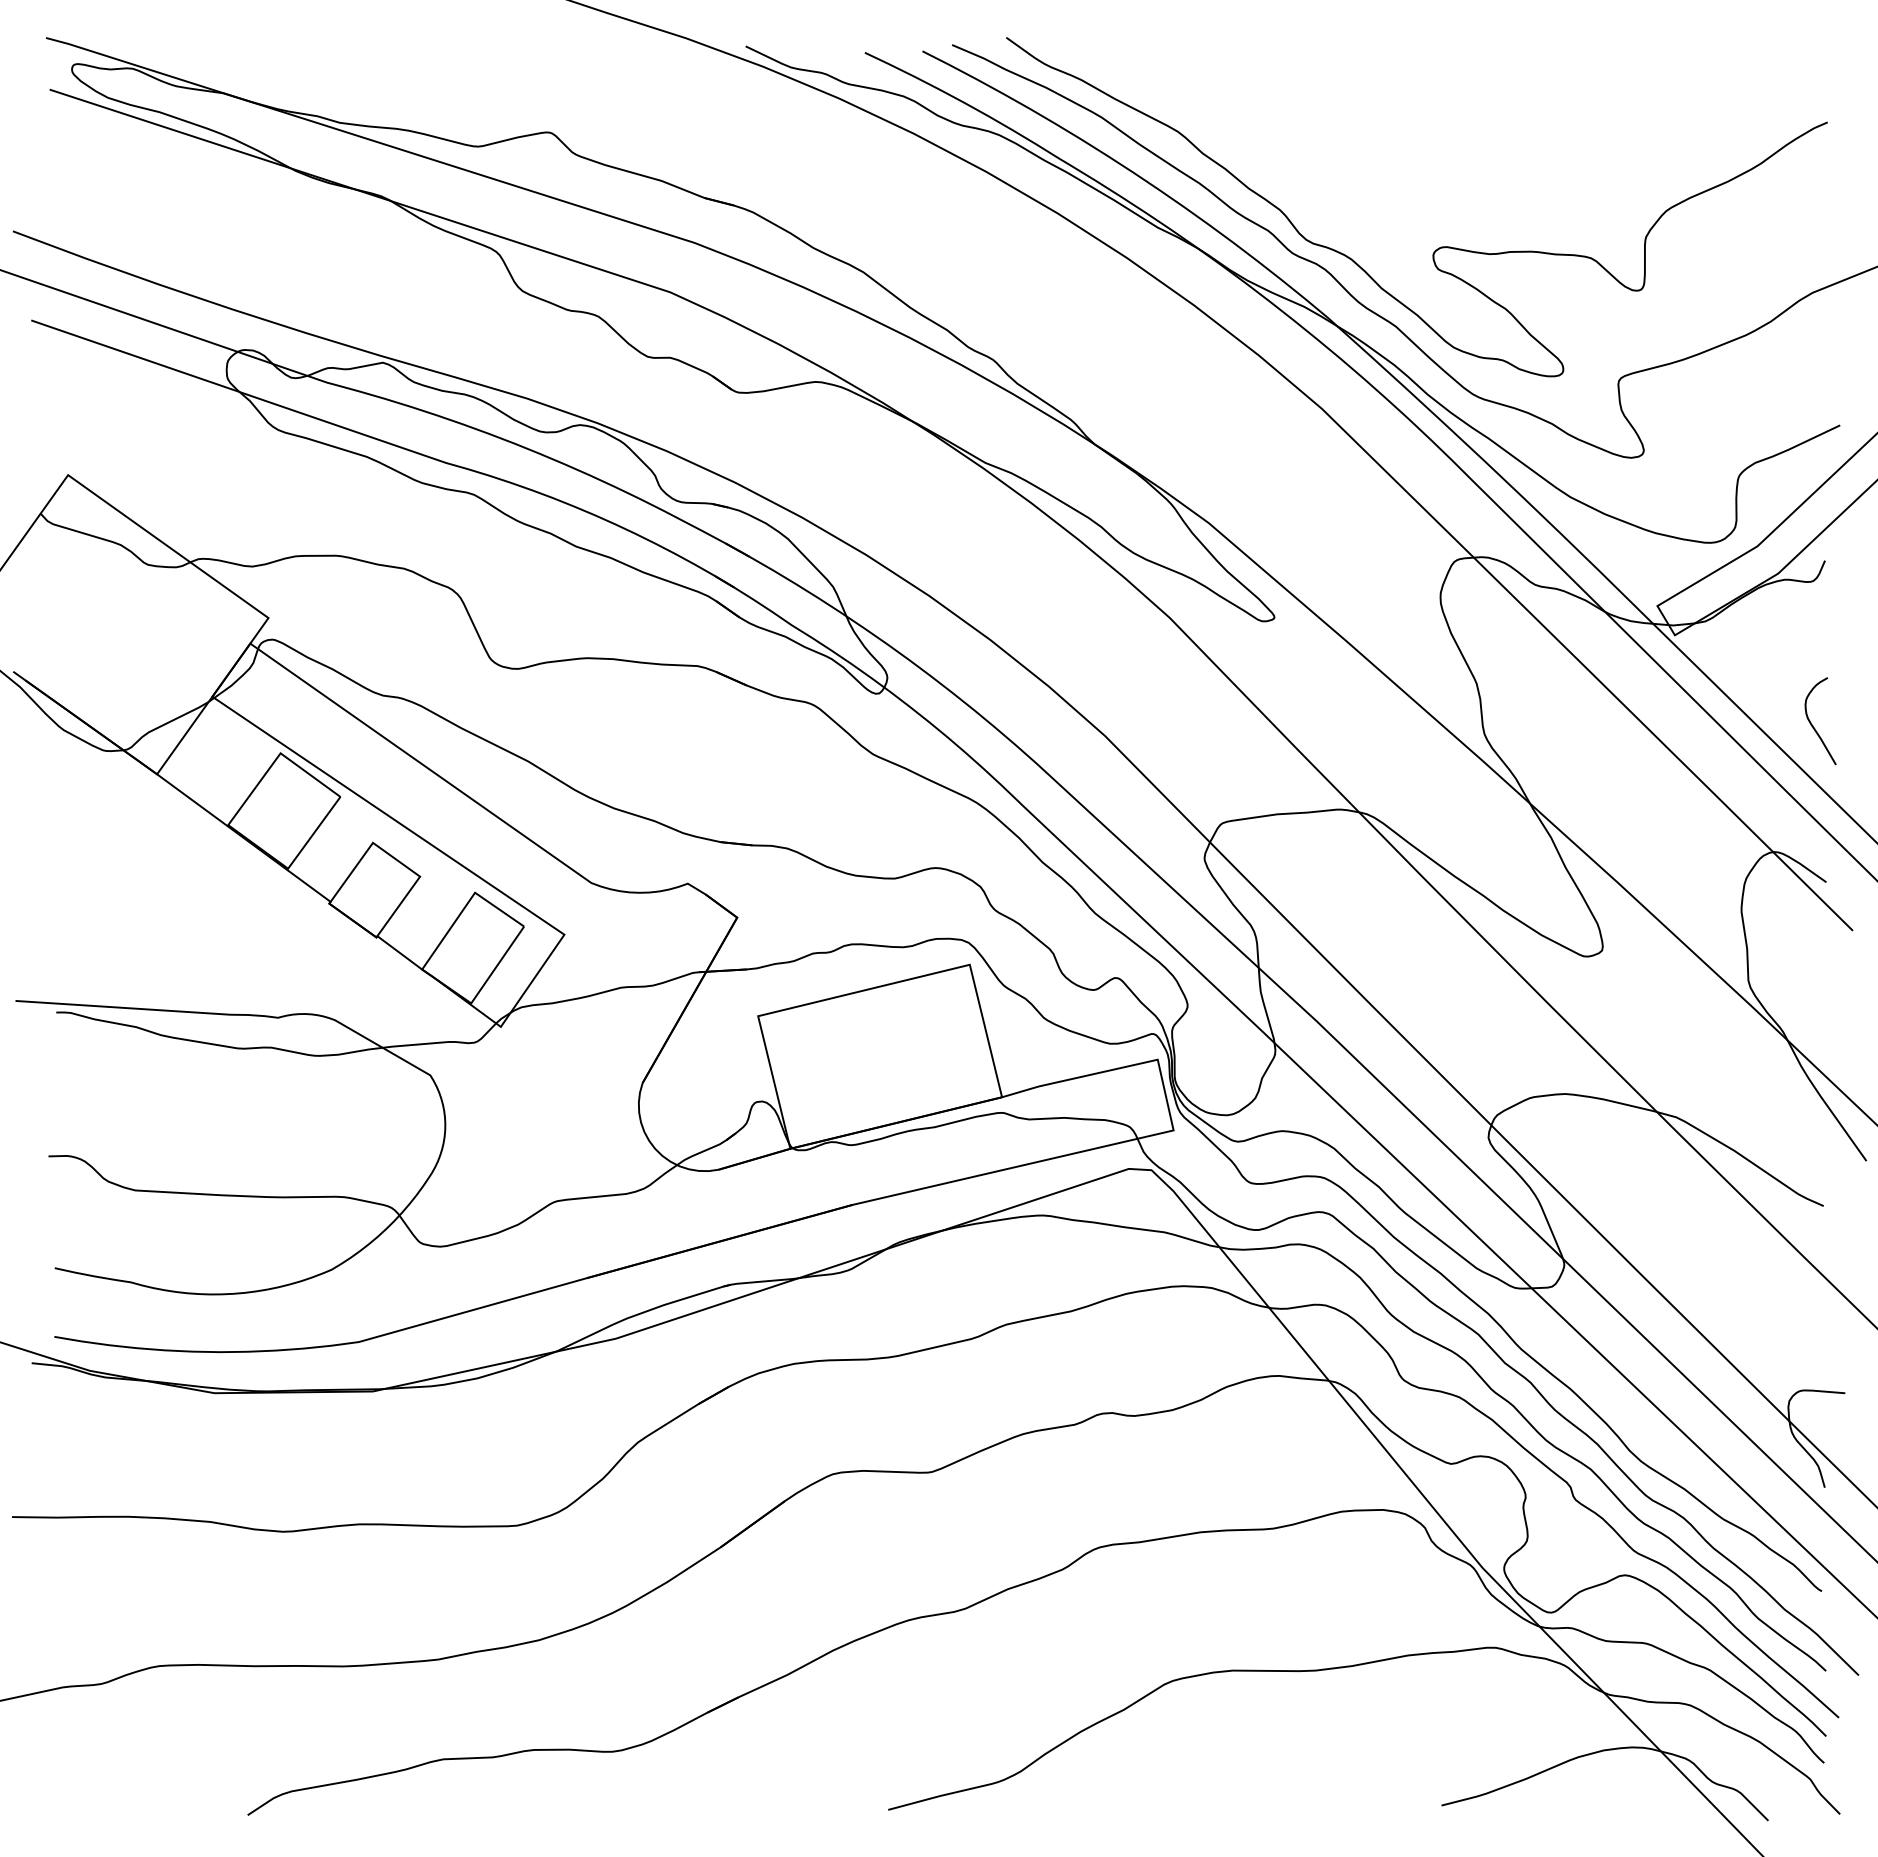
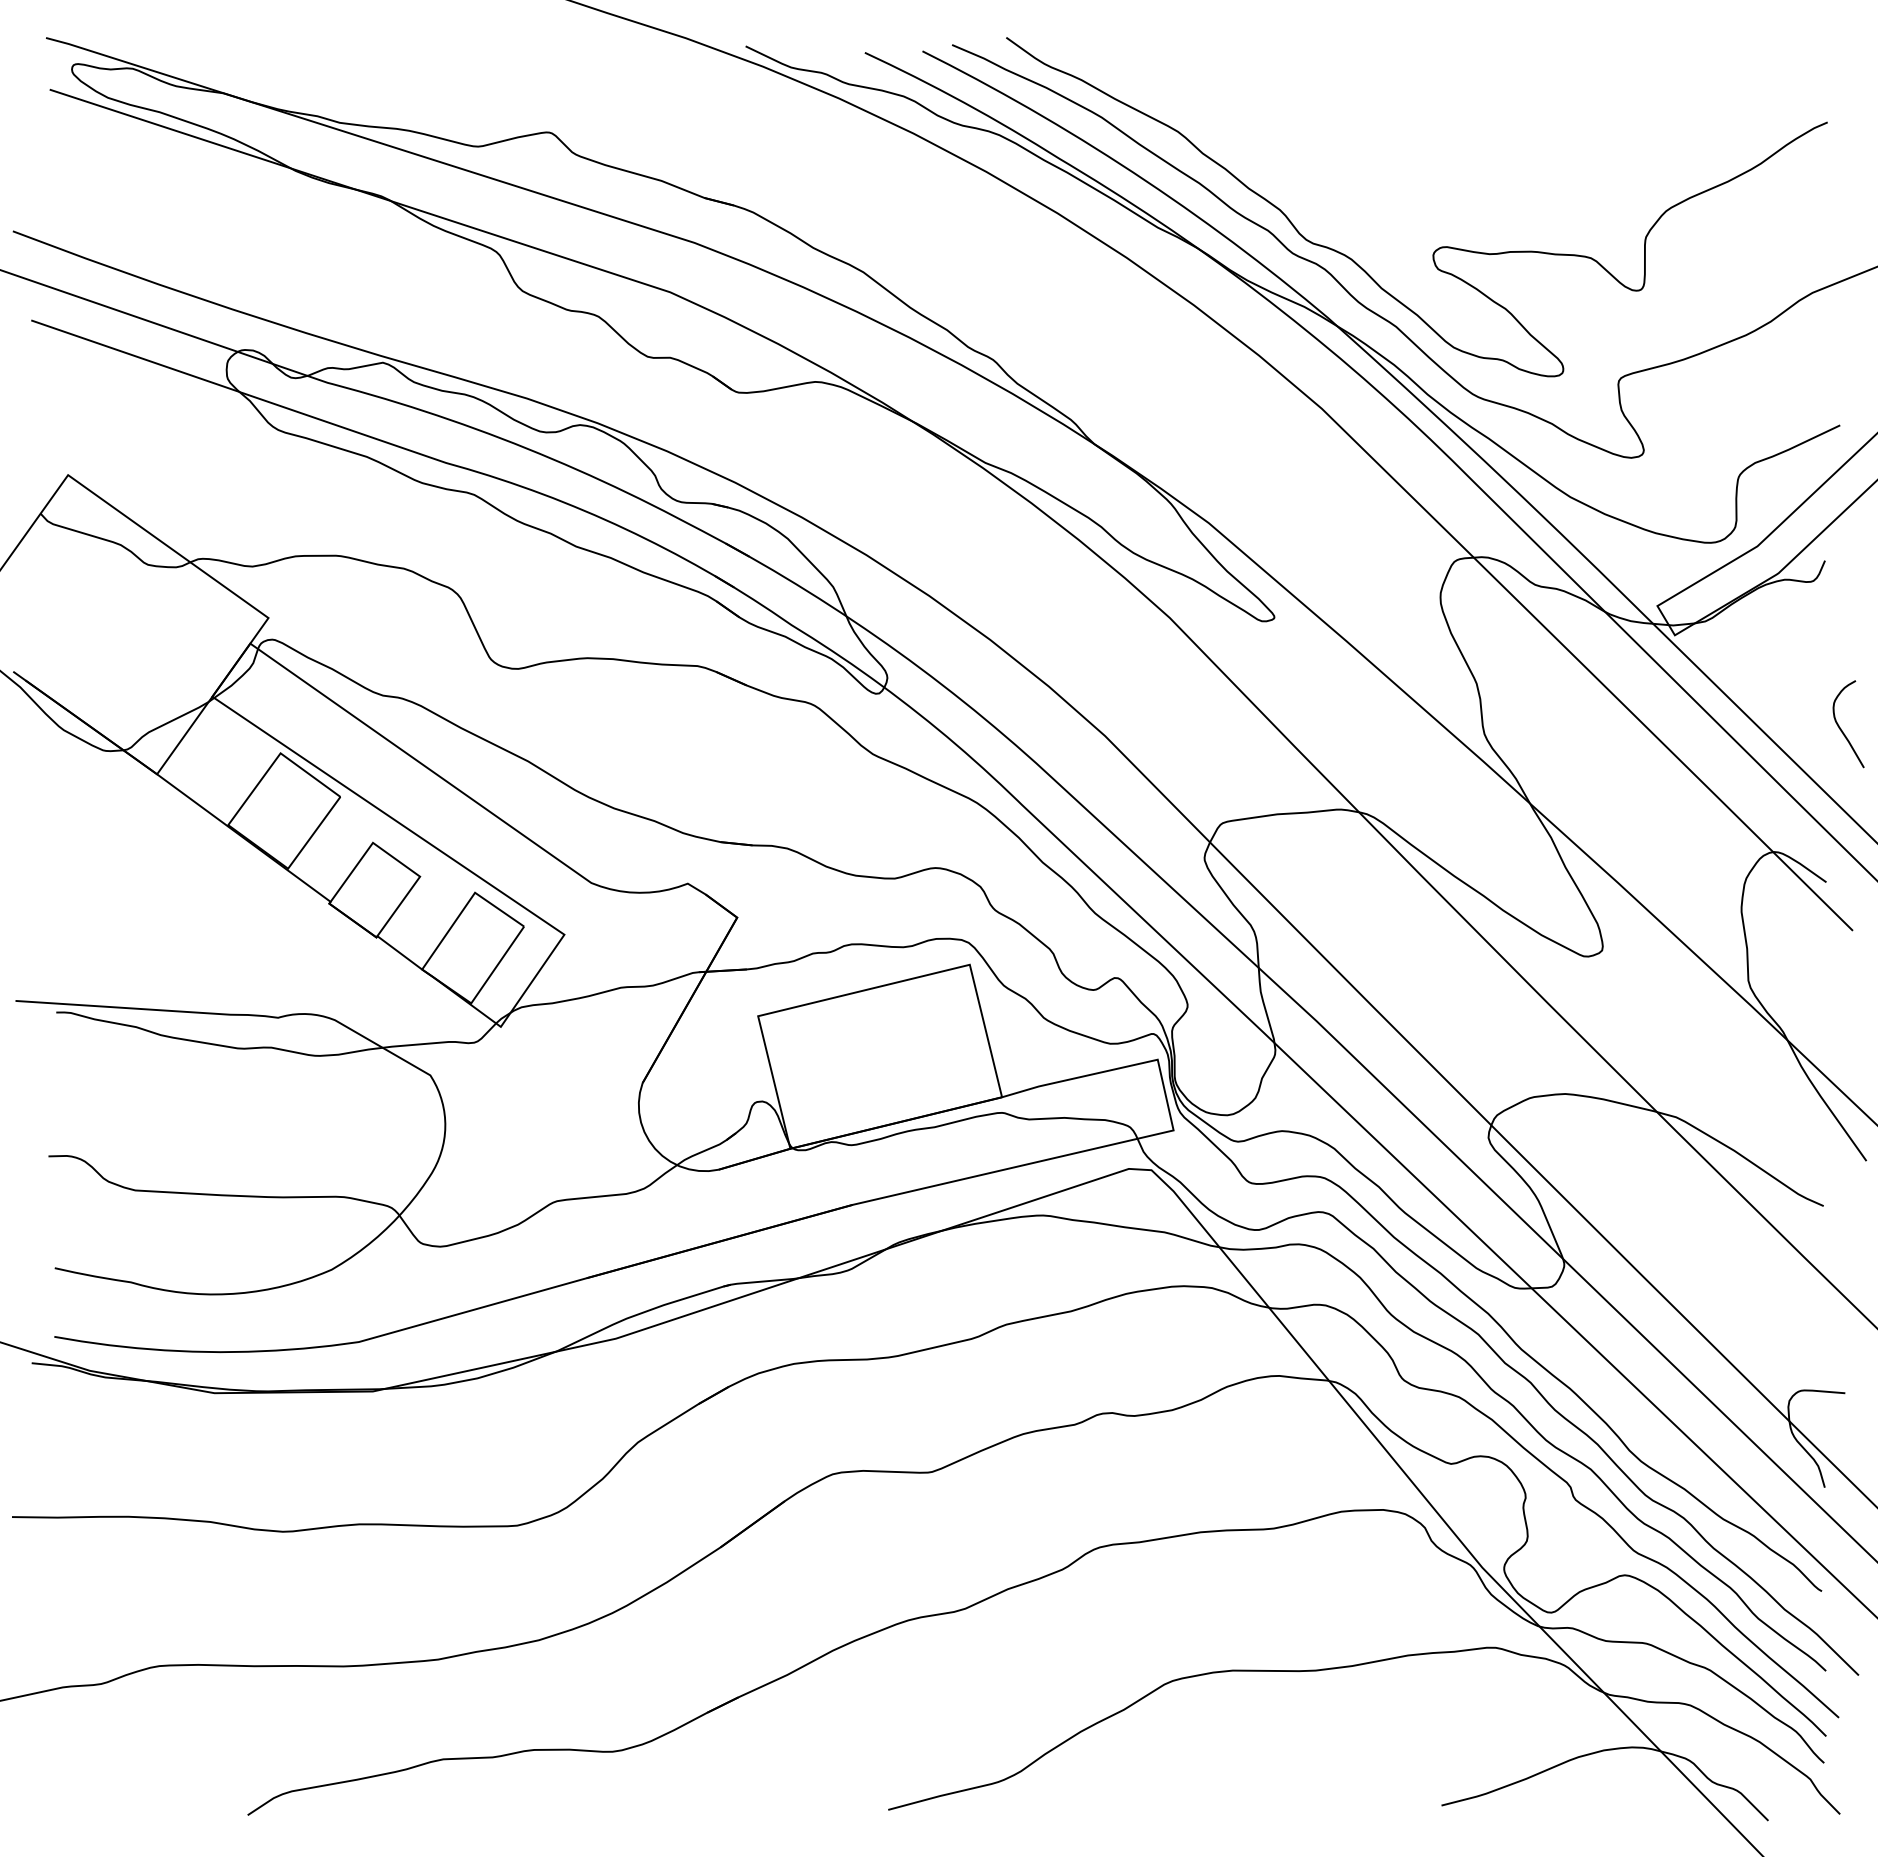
curve position: (1813, 725) -> (1841, 728) (1841, 728)
